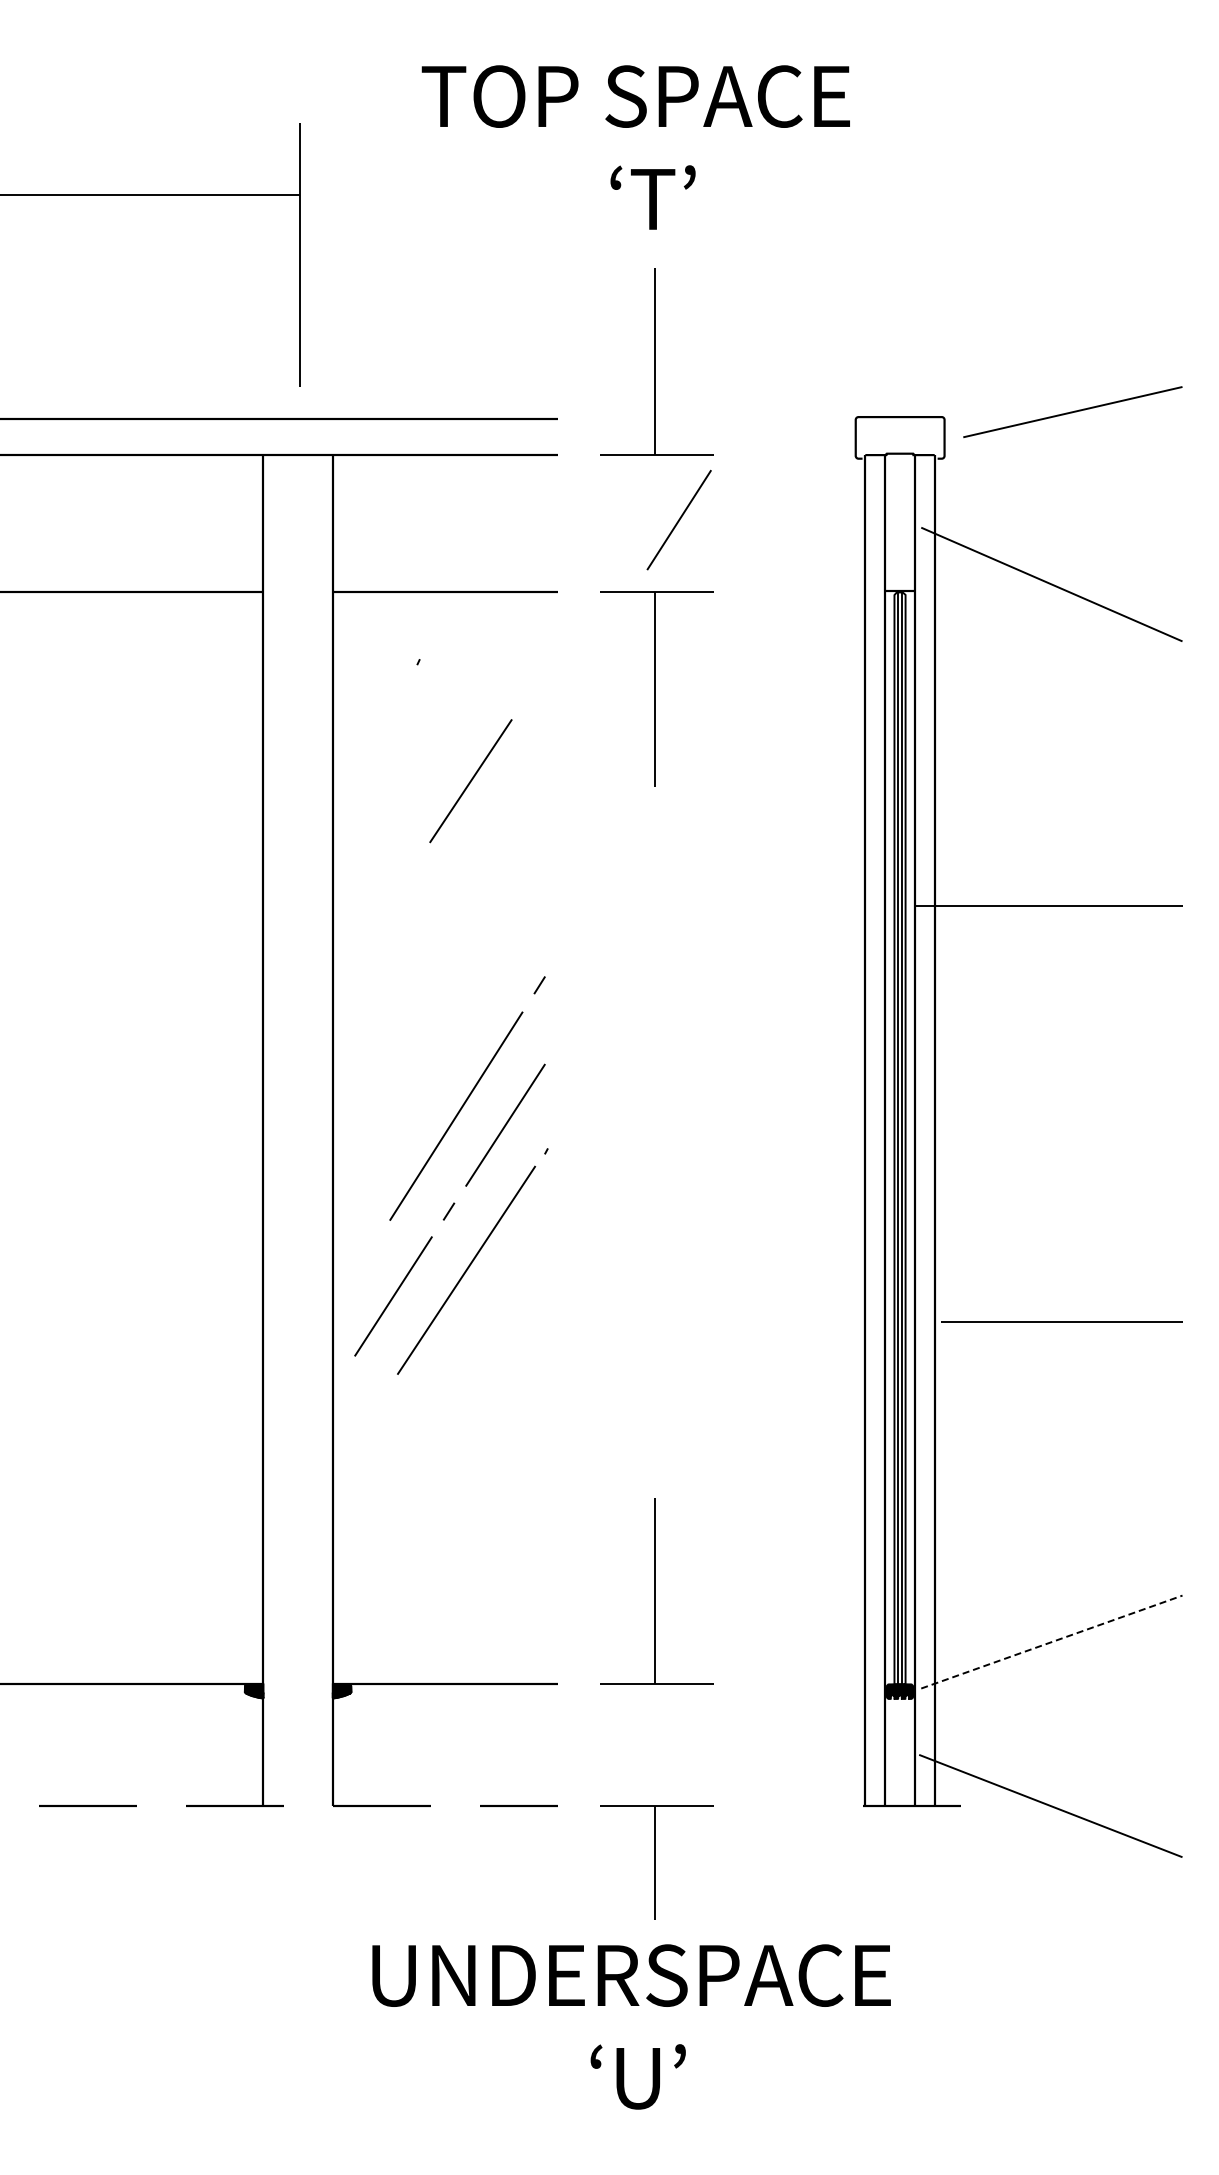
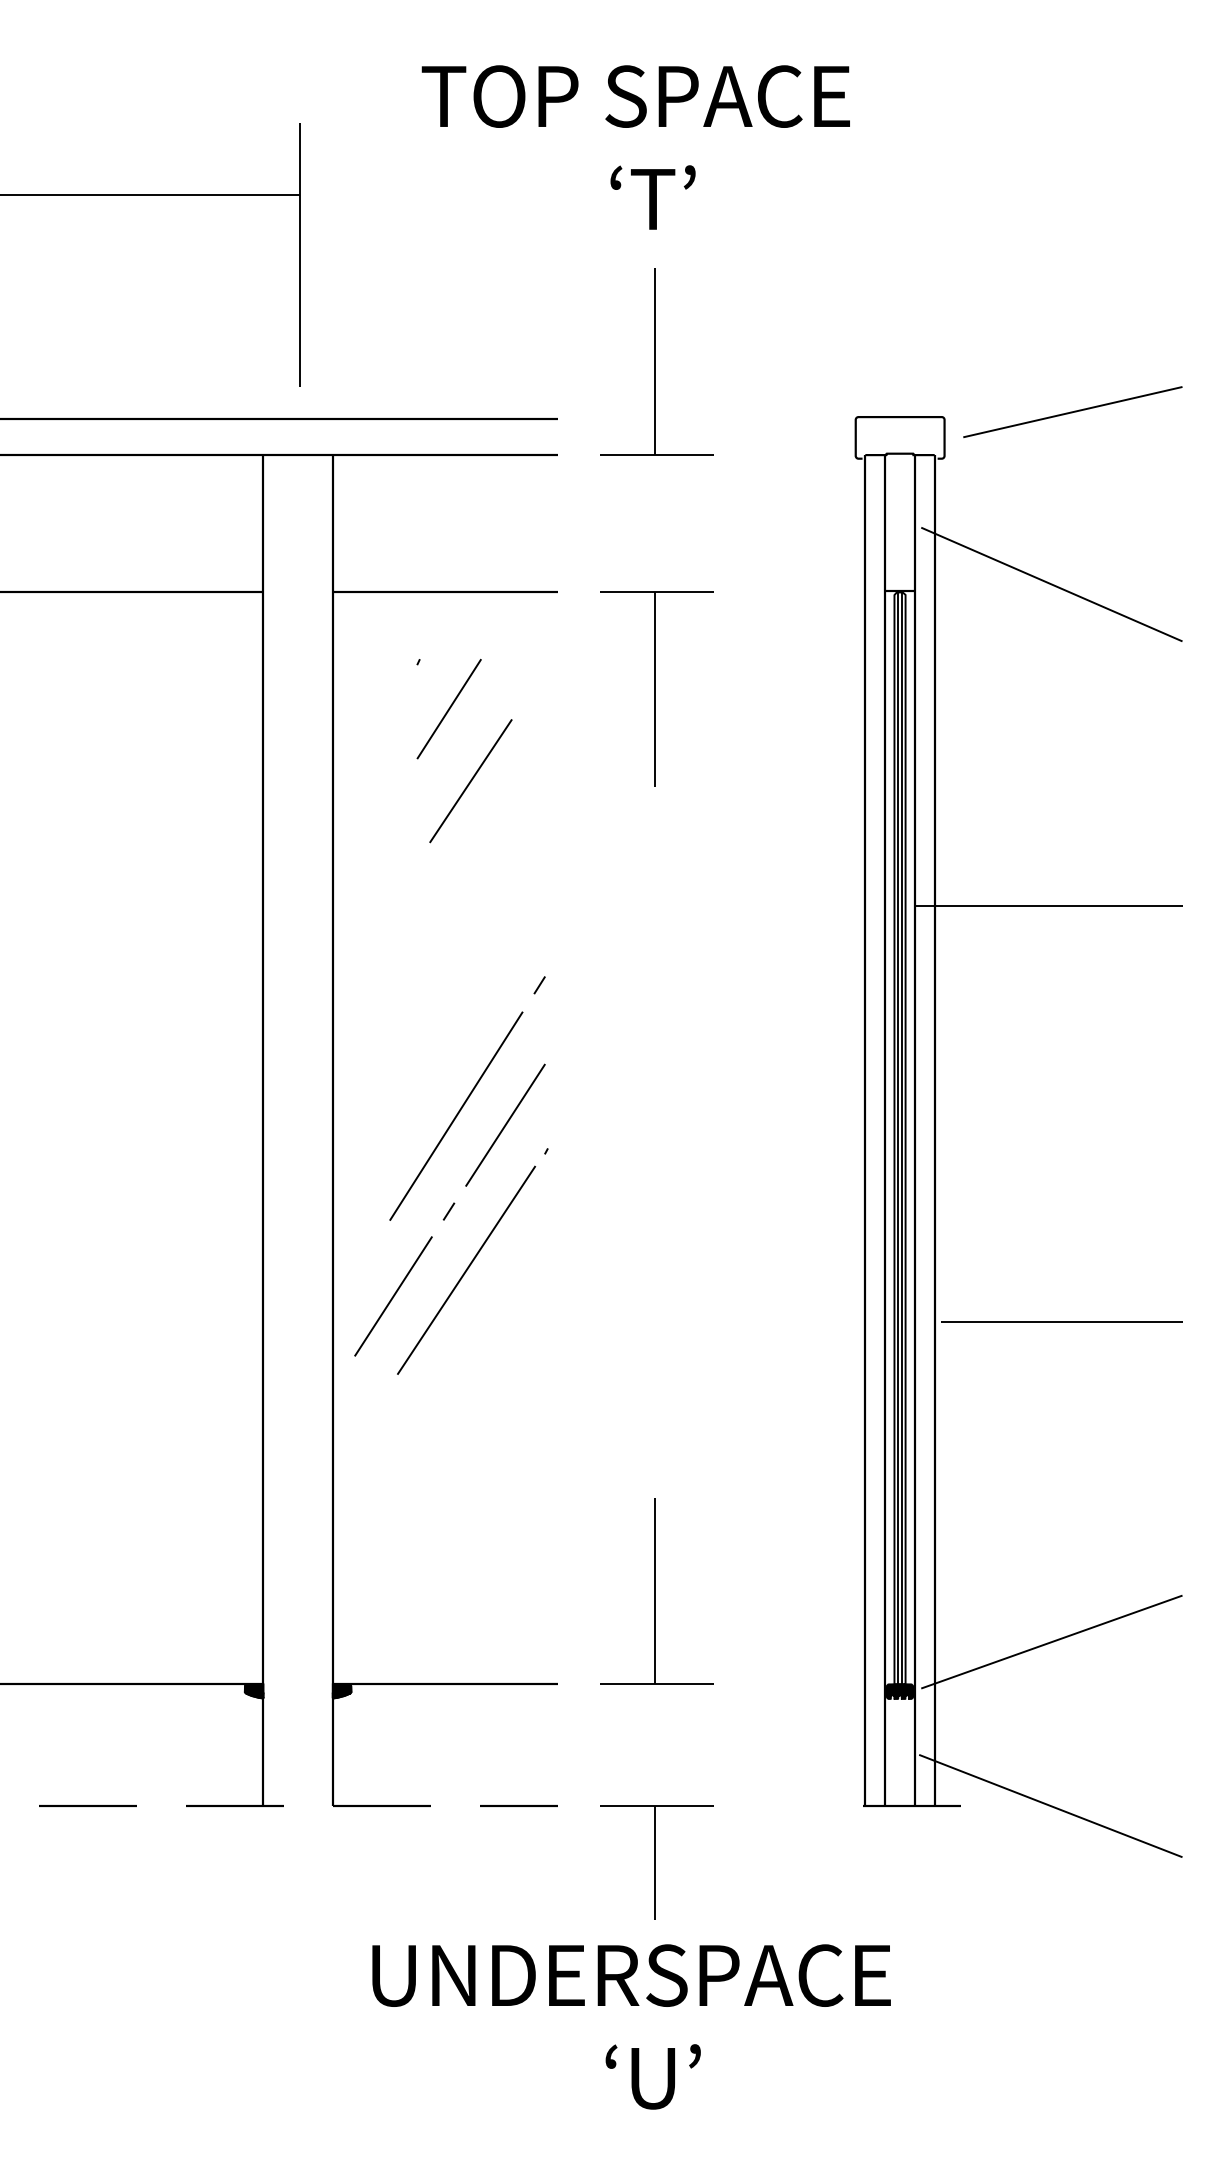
line position: (678, 519) -> (448, 708) (448, 708)
line: dashed -> solid (1051, 1642)
text position: (637, 2076) -> (652, 2076) (652, 2076)
